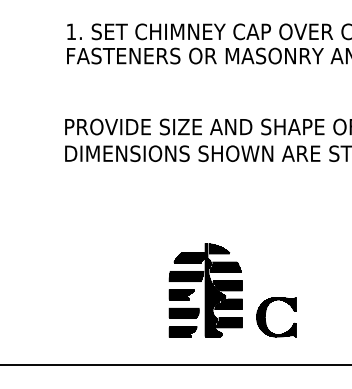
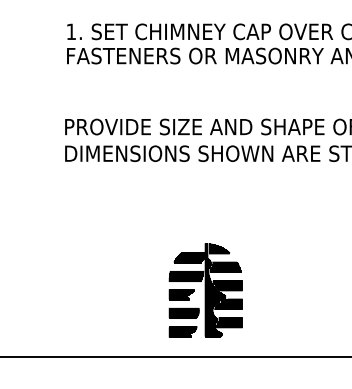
part: present -> none (265, 317)
line position: (175, 365) -> (175, 357) (175, 357)
